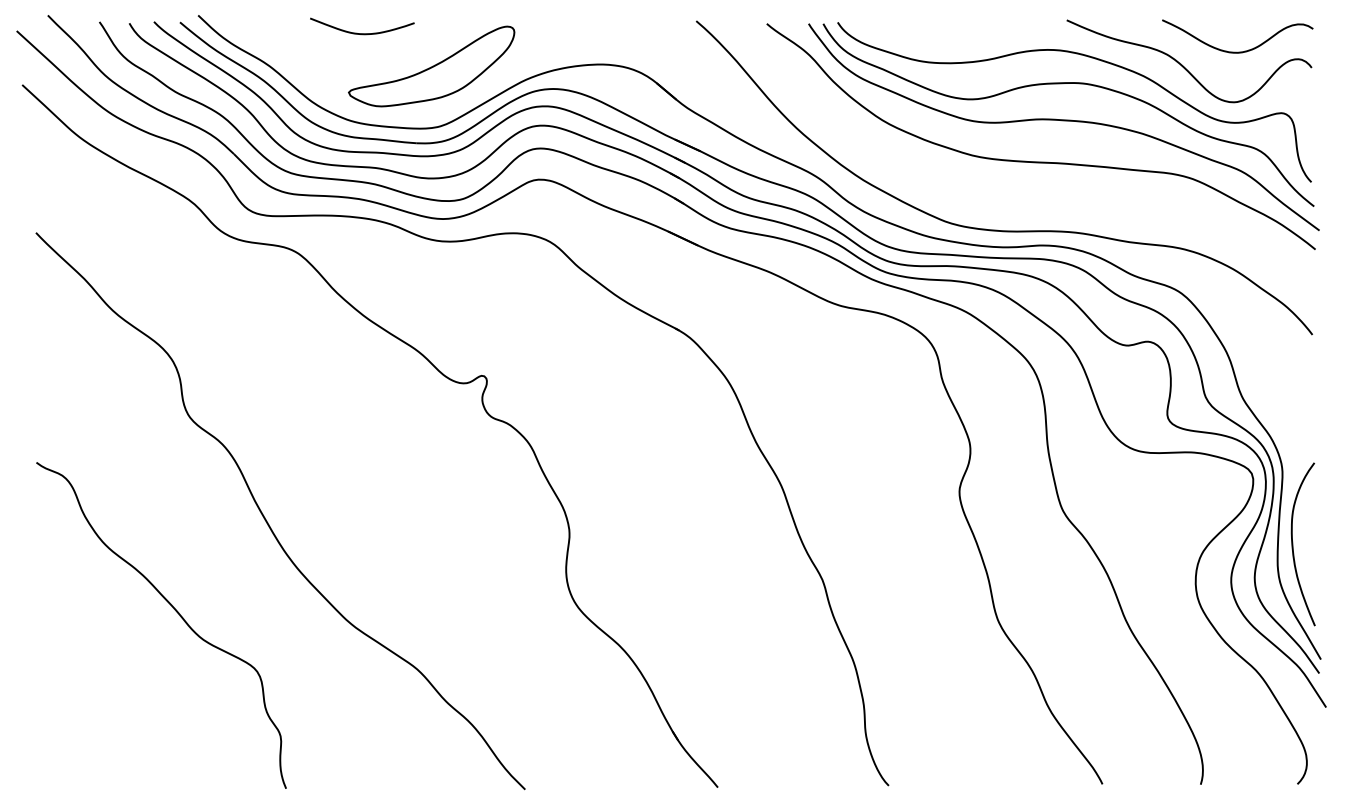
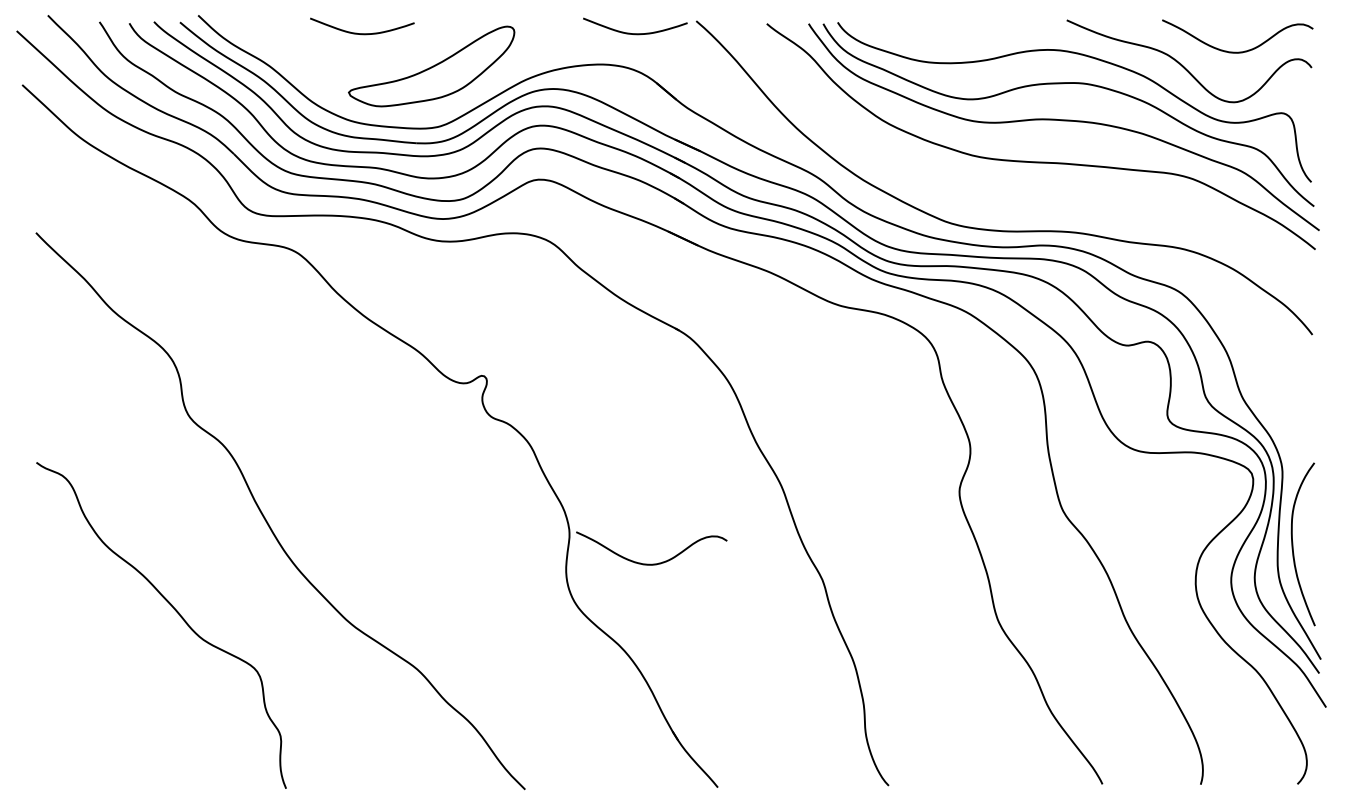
curve: none -> present (635, 33)
curve: none -> present (651, 563)
